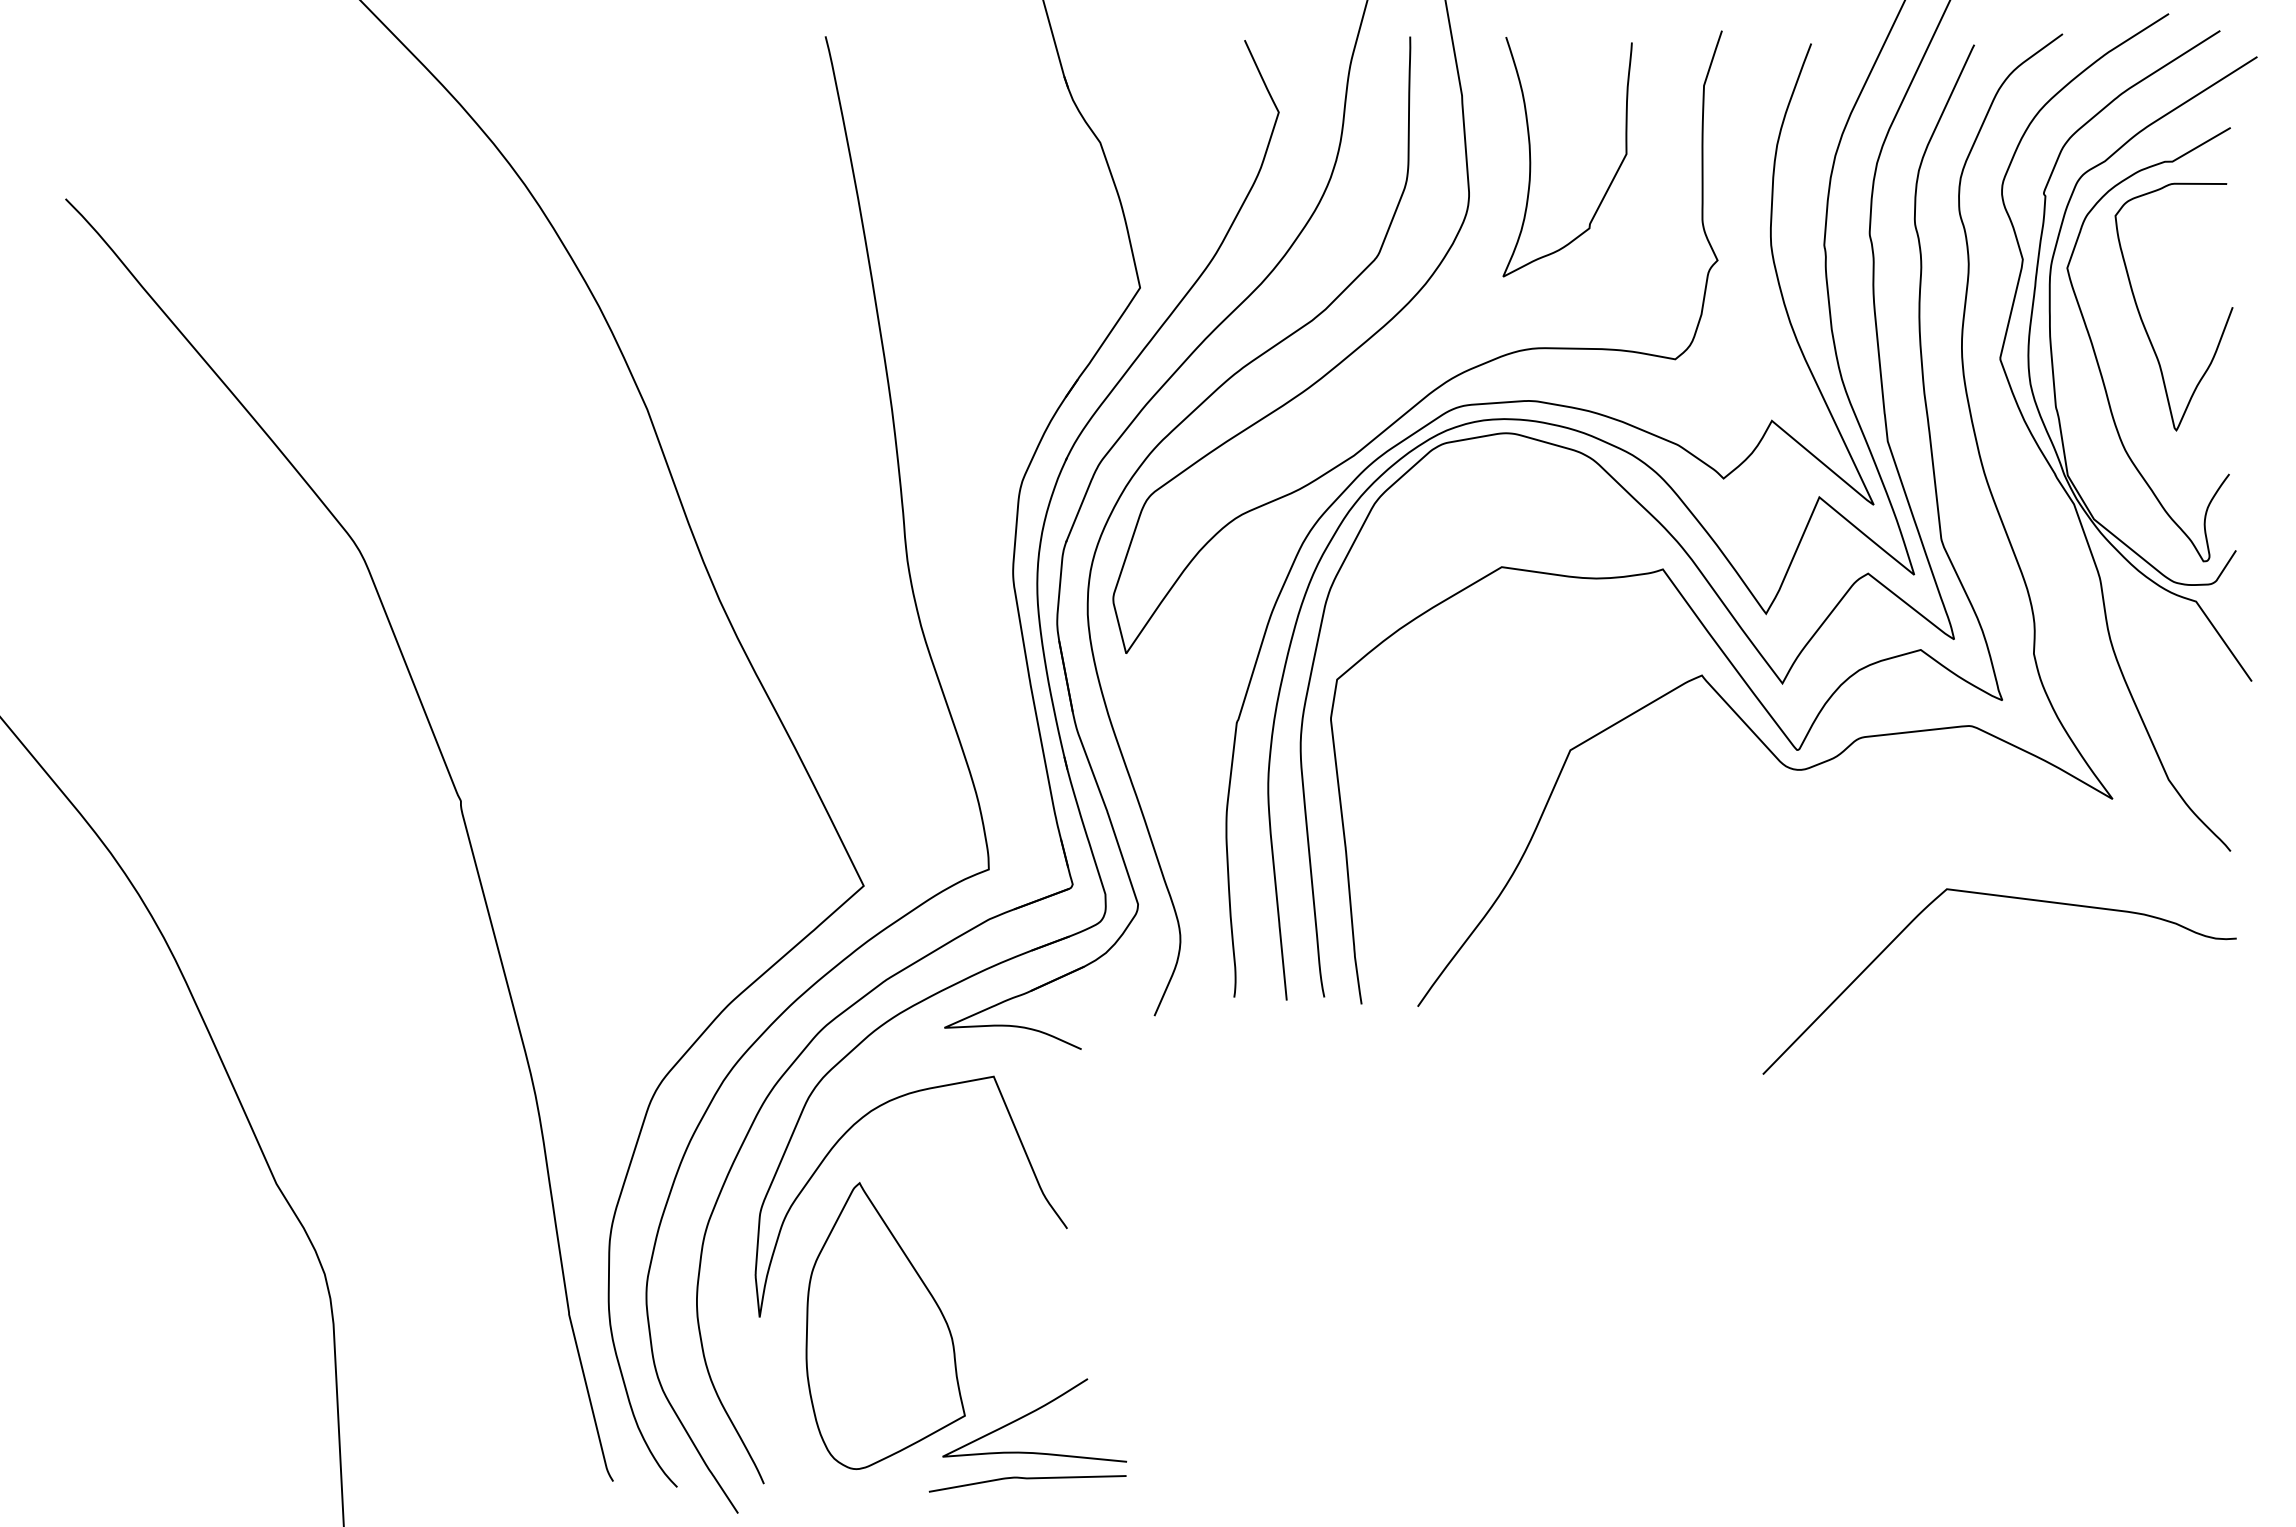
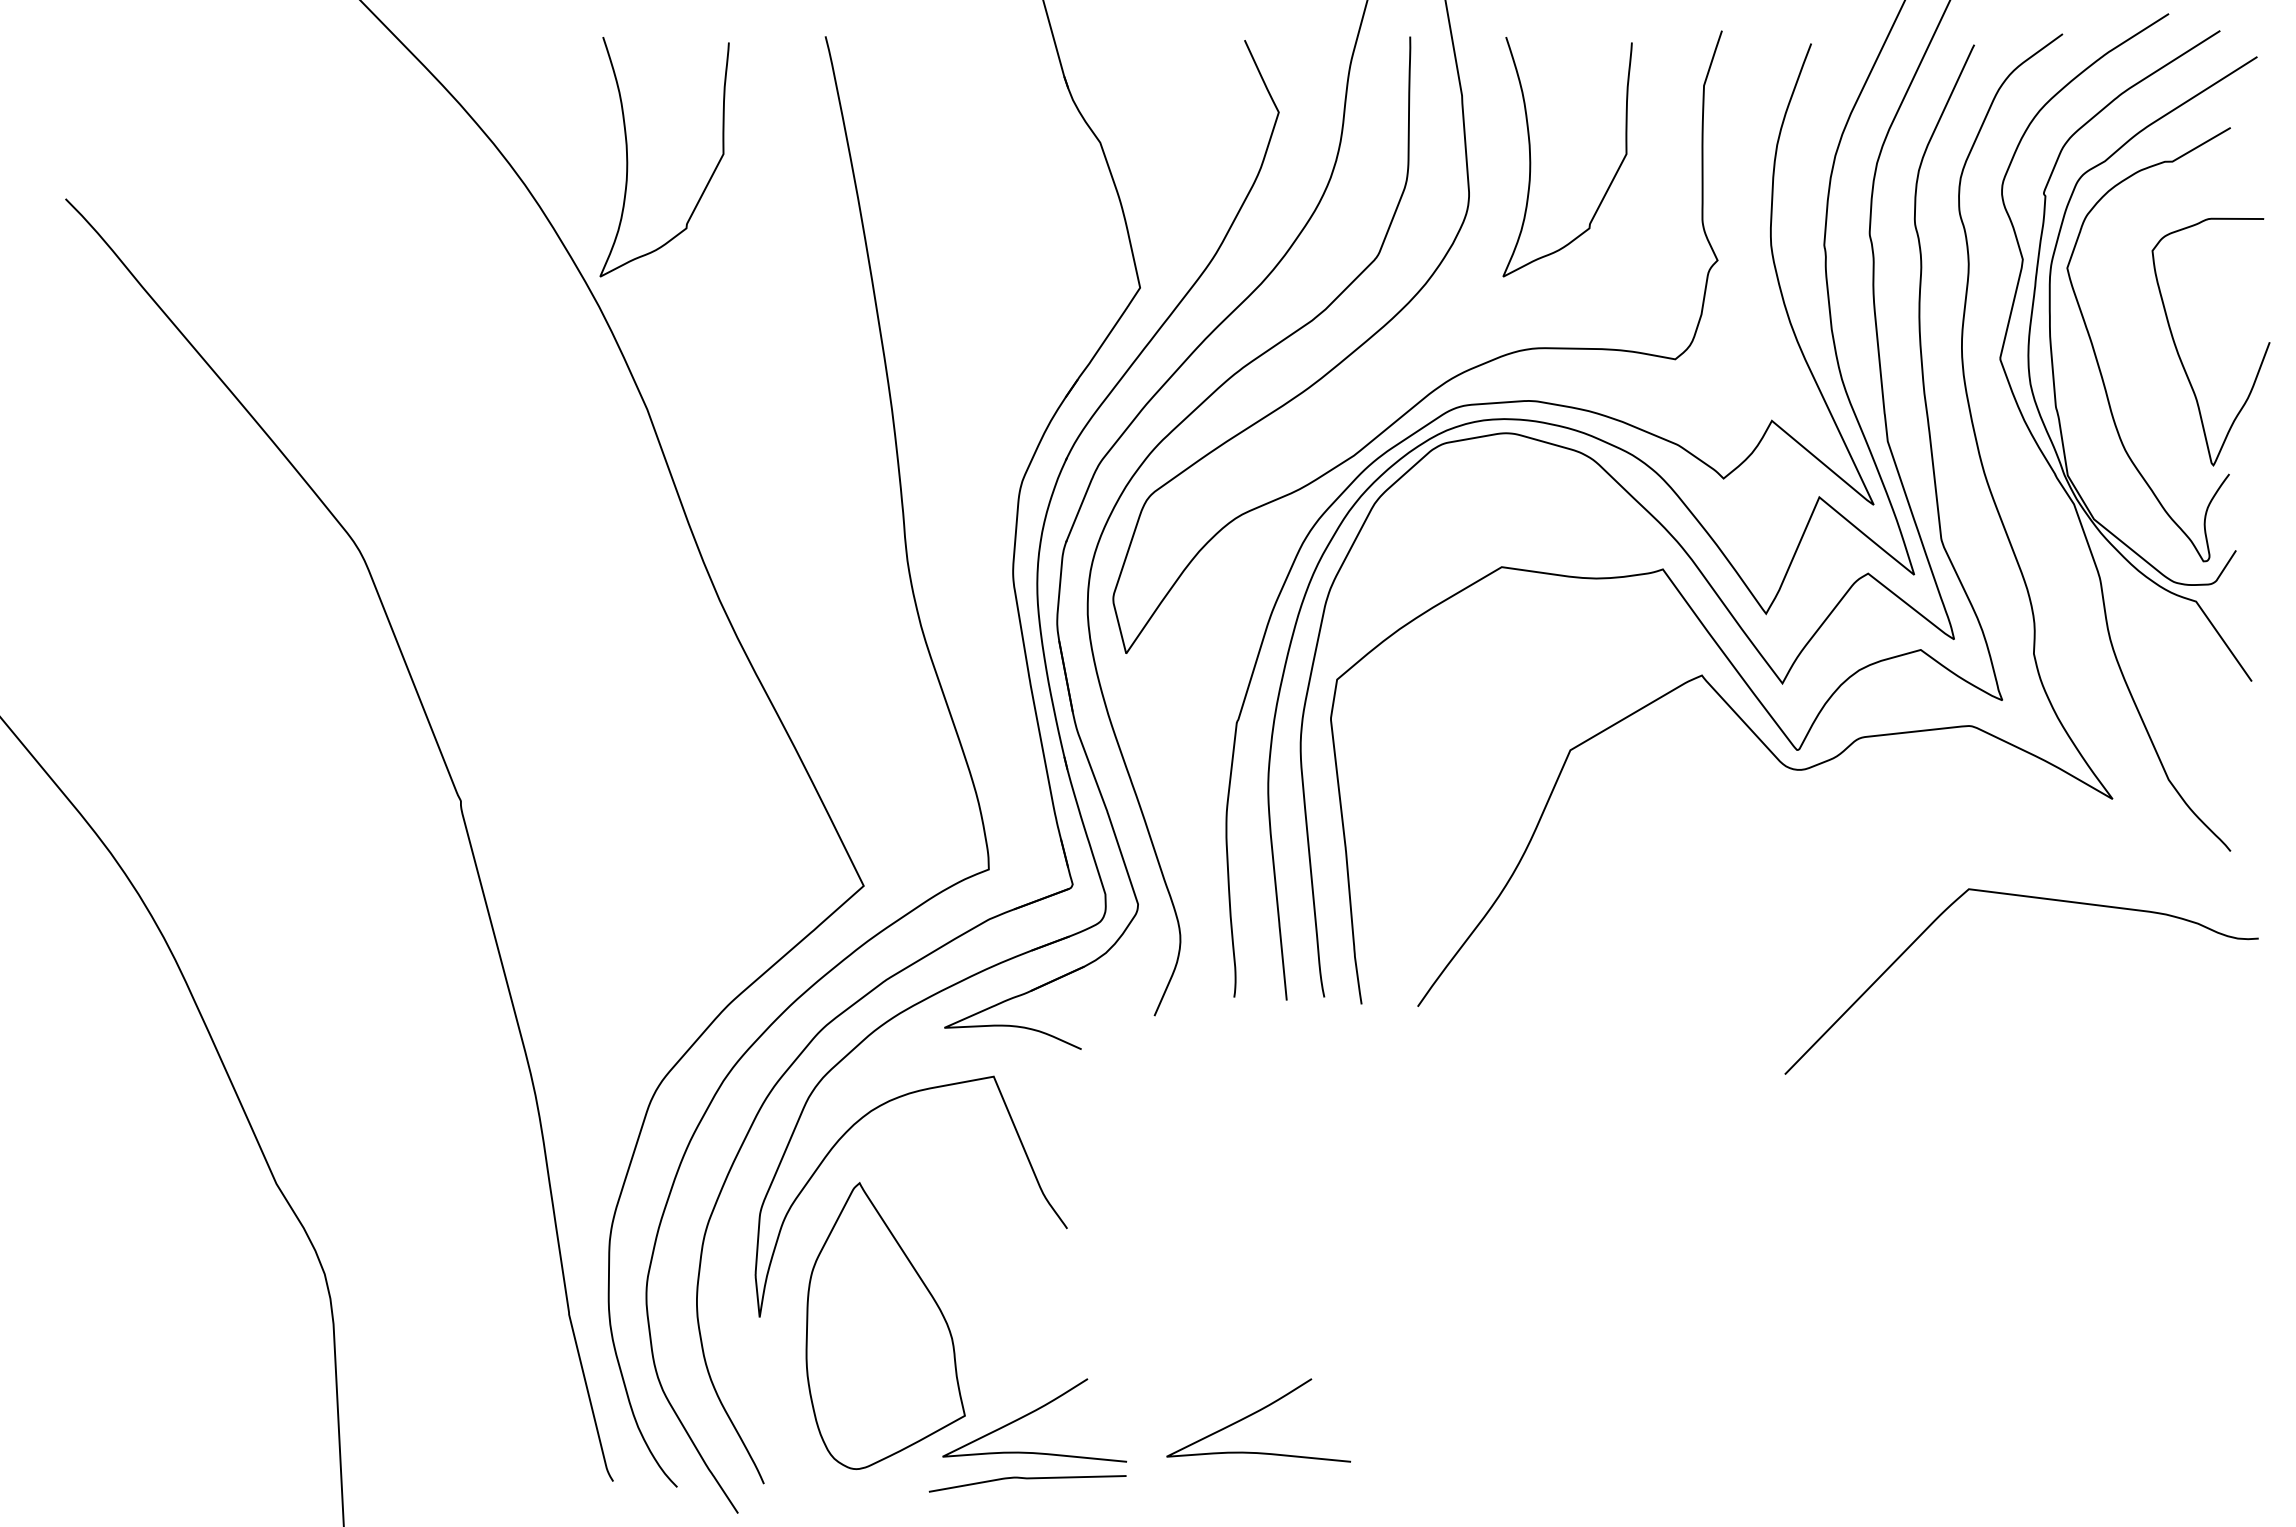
curve: none -> present (628, 159)
curve position: (2141, 316) -> (2178, 351) (2178, 351)
curve position: (2011, 898) -> (2033, 898) (2033, 898)
curve: none -> present (1254, 1414)
